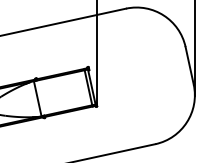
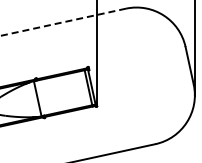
line: solid -> dashed (62, 22)
